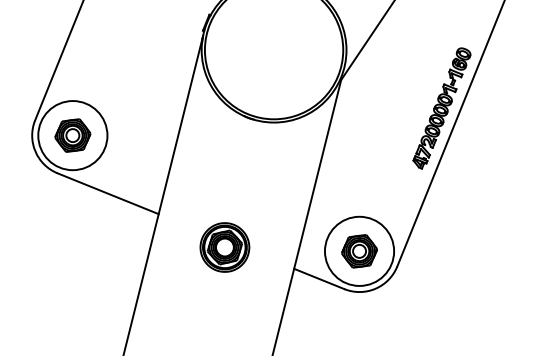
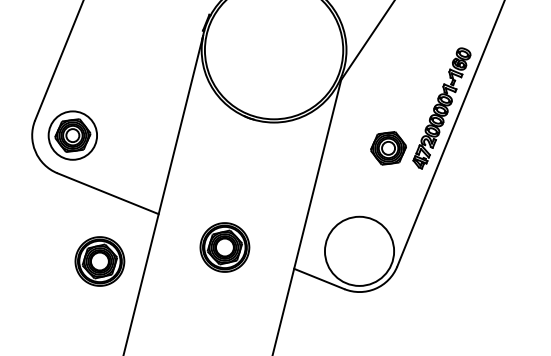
circle diameter: 69 px -> 48 px (72, 135)
part position: (359, 251) -> (388, 148) (388, 148)
part: none -> present (99, 261)
